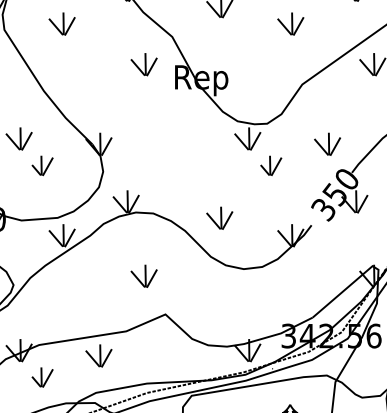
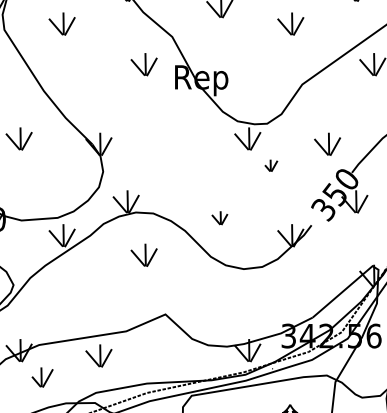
part: present -> none (42, 165)
part size: 23x21 px -> 15x13 px (271, 165)
part size: 28x24 px -> 18x15 px (219, 218)
part position: (143, 275) -> (143, 254) (143, 254)
